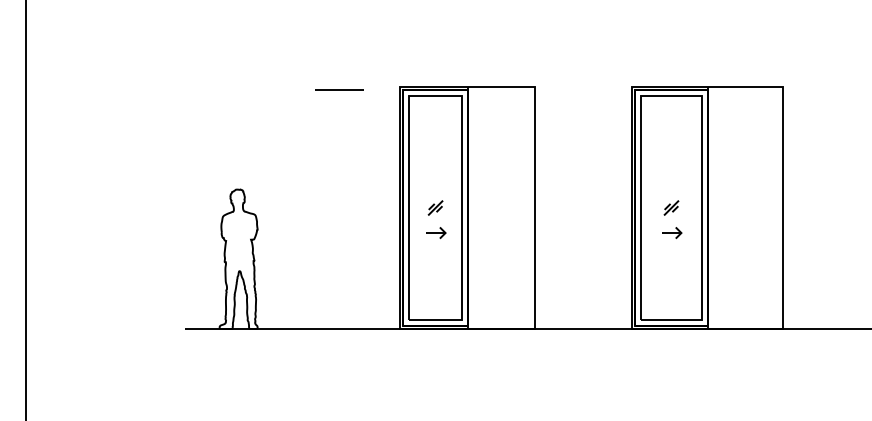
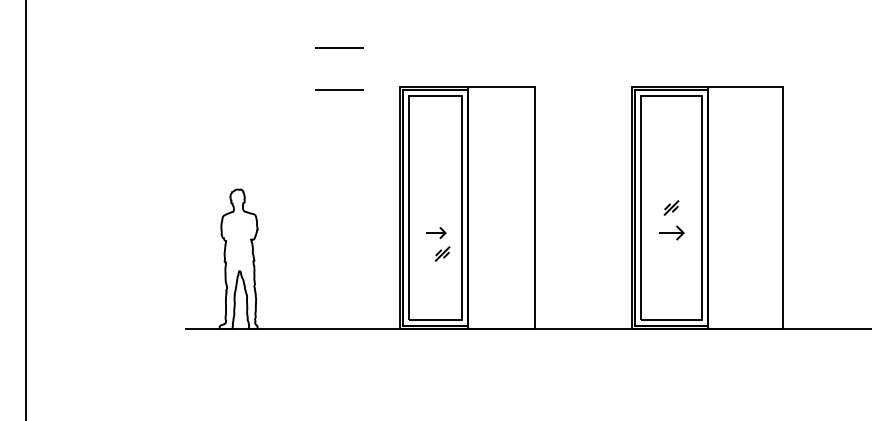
line: none -> present (339, 47)
part position: (435, 207) -> (442, 253) (442, 253)
part size: 21x12 px -> 26x16 px (671, 232)
